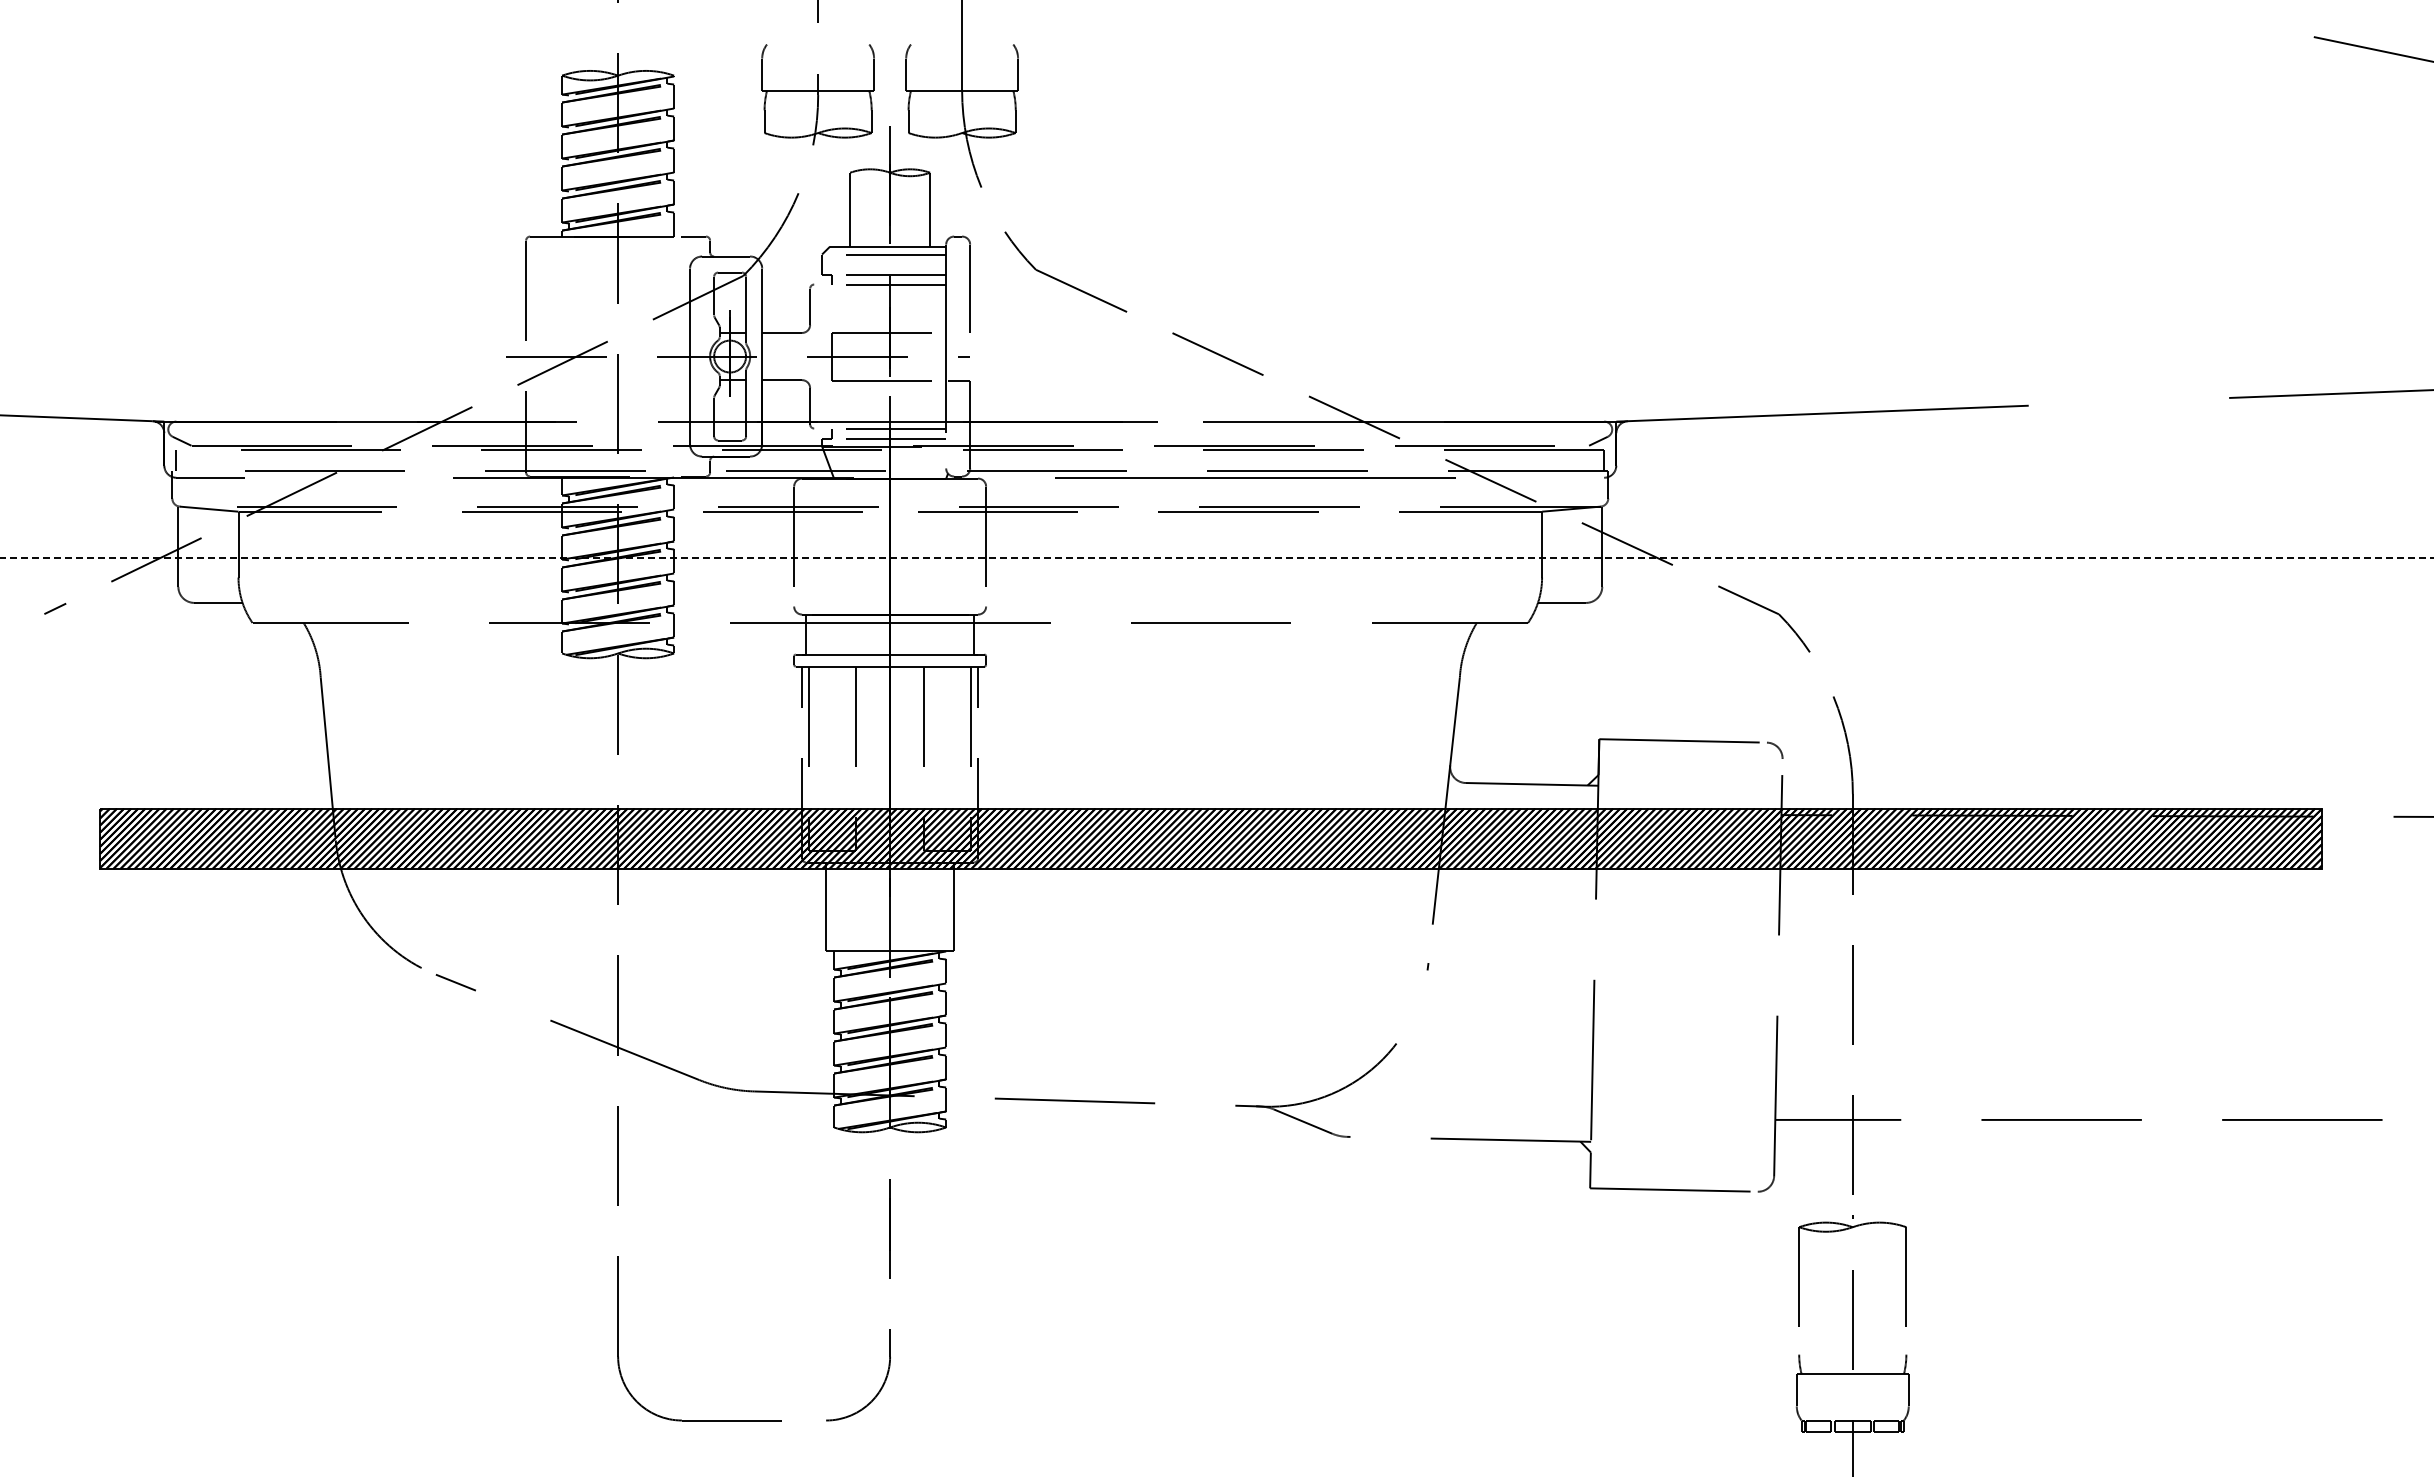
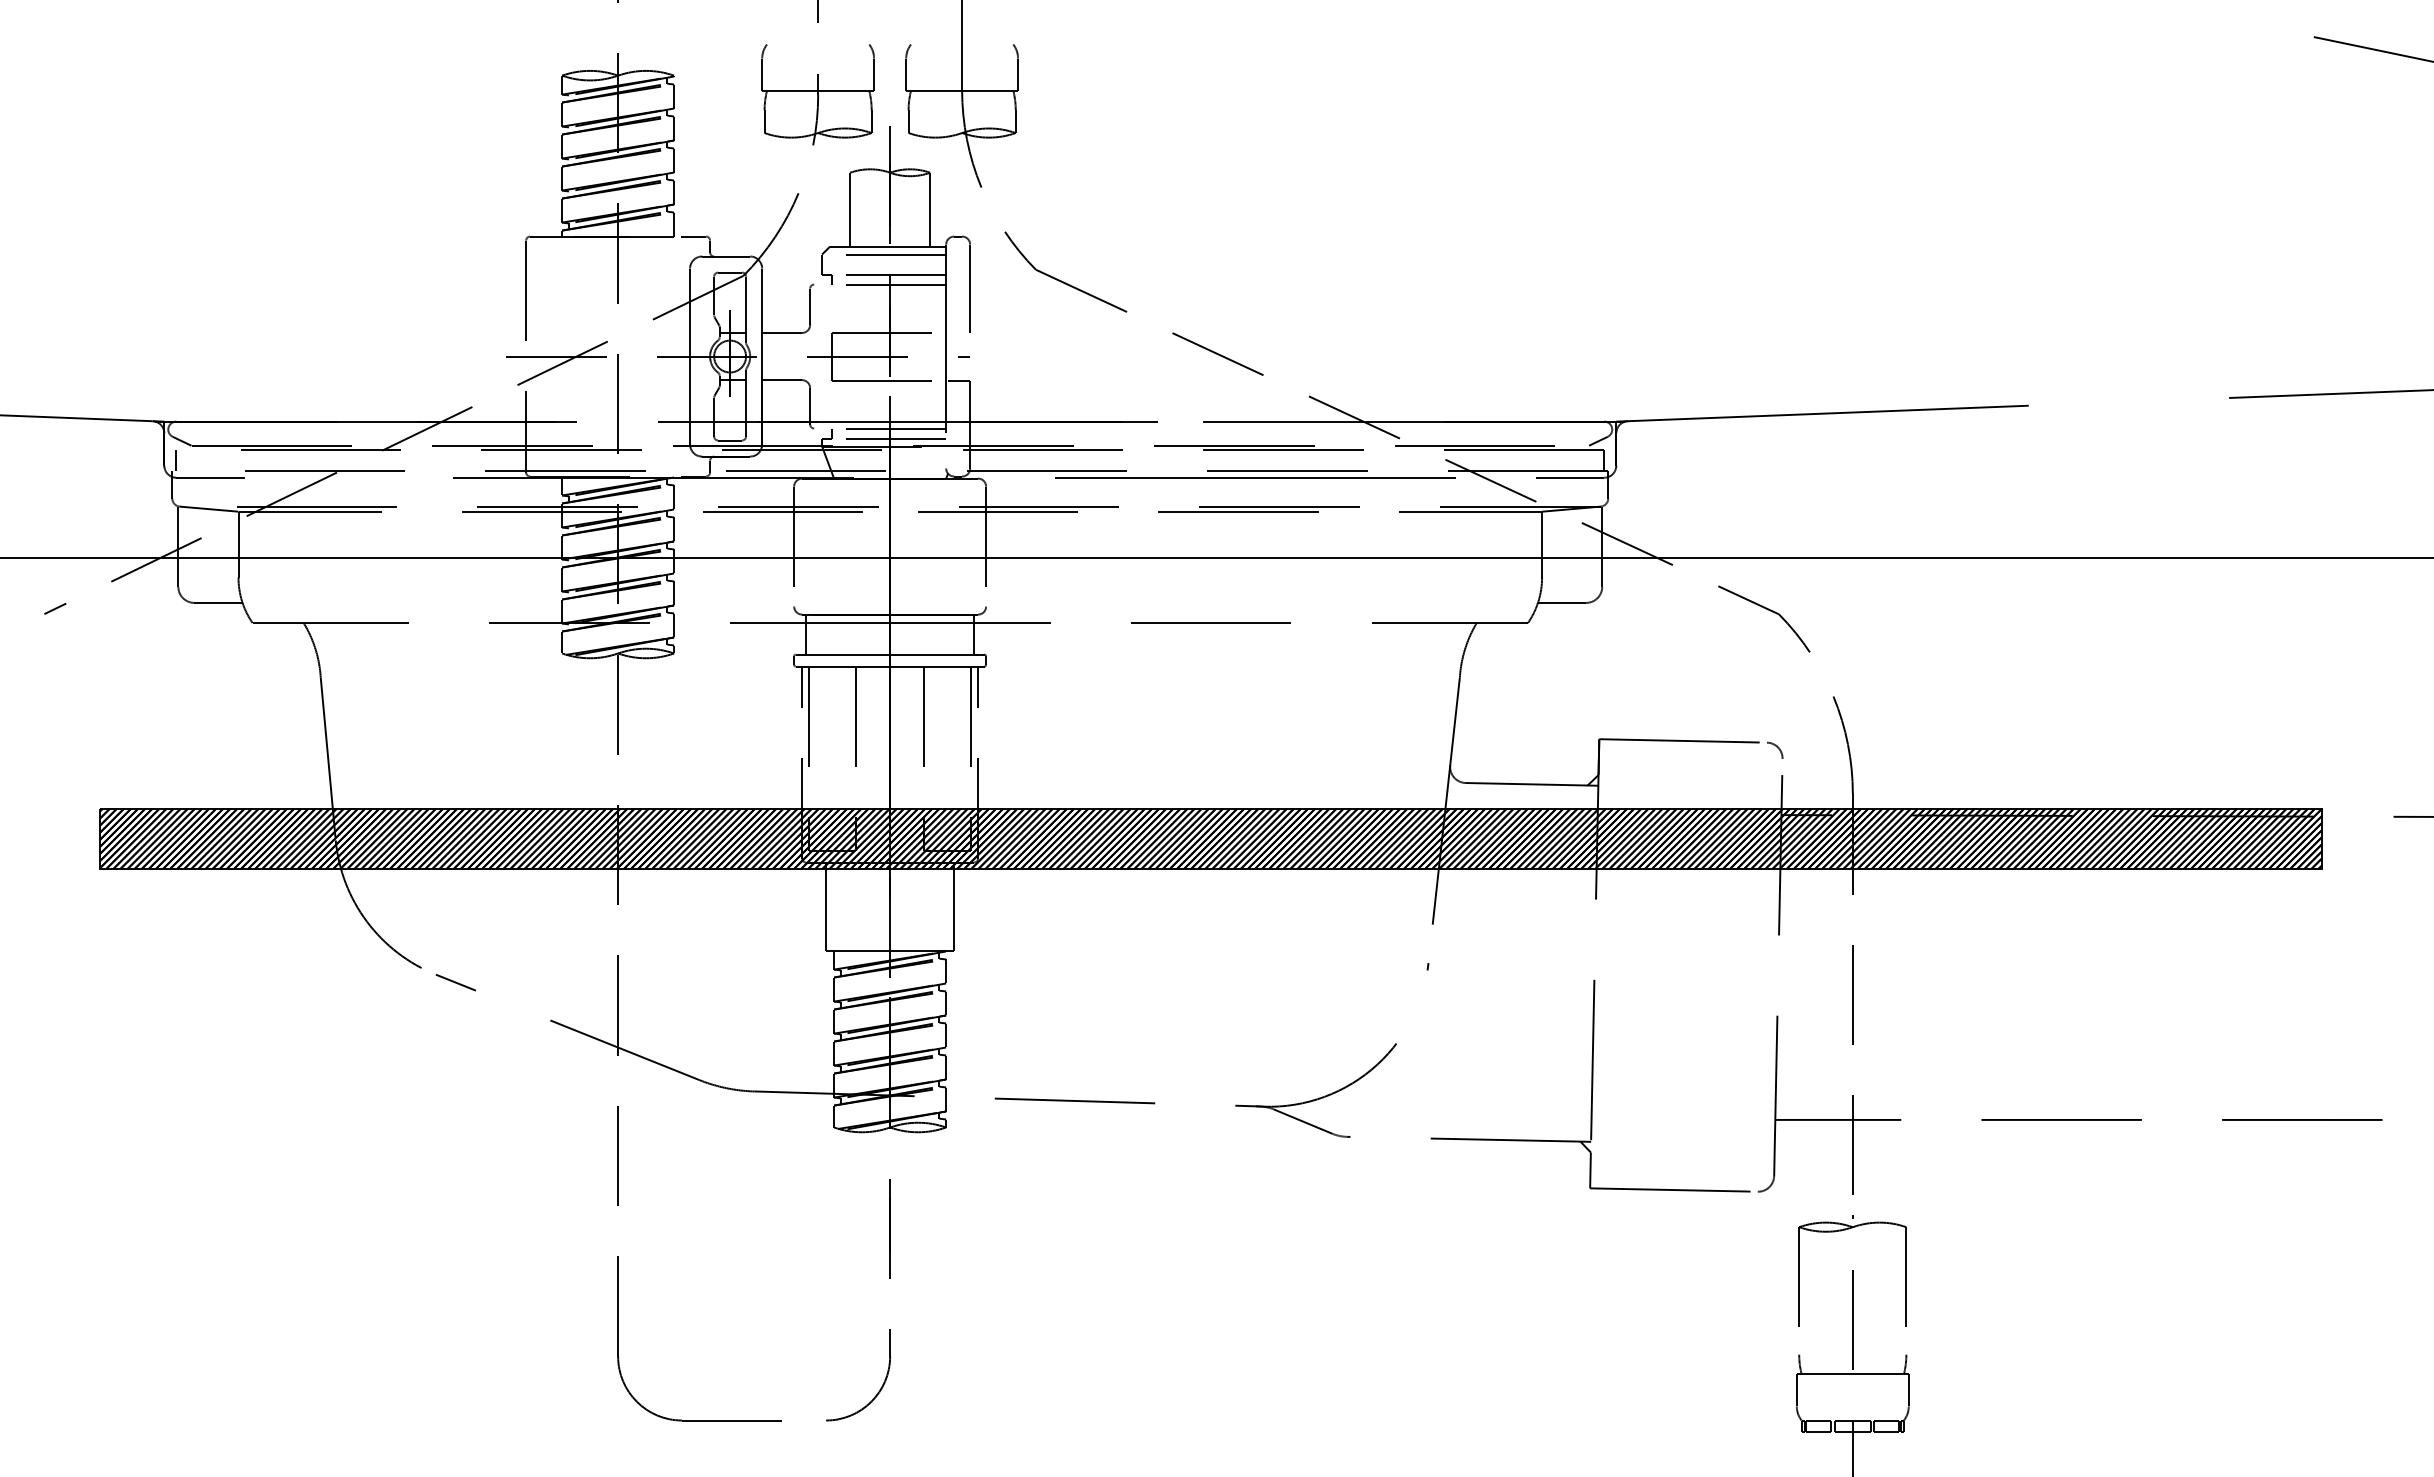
line: none -> present (1570, 477)
line: dashed -> solid (1217, 557)
